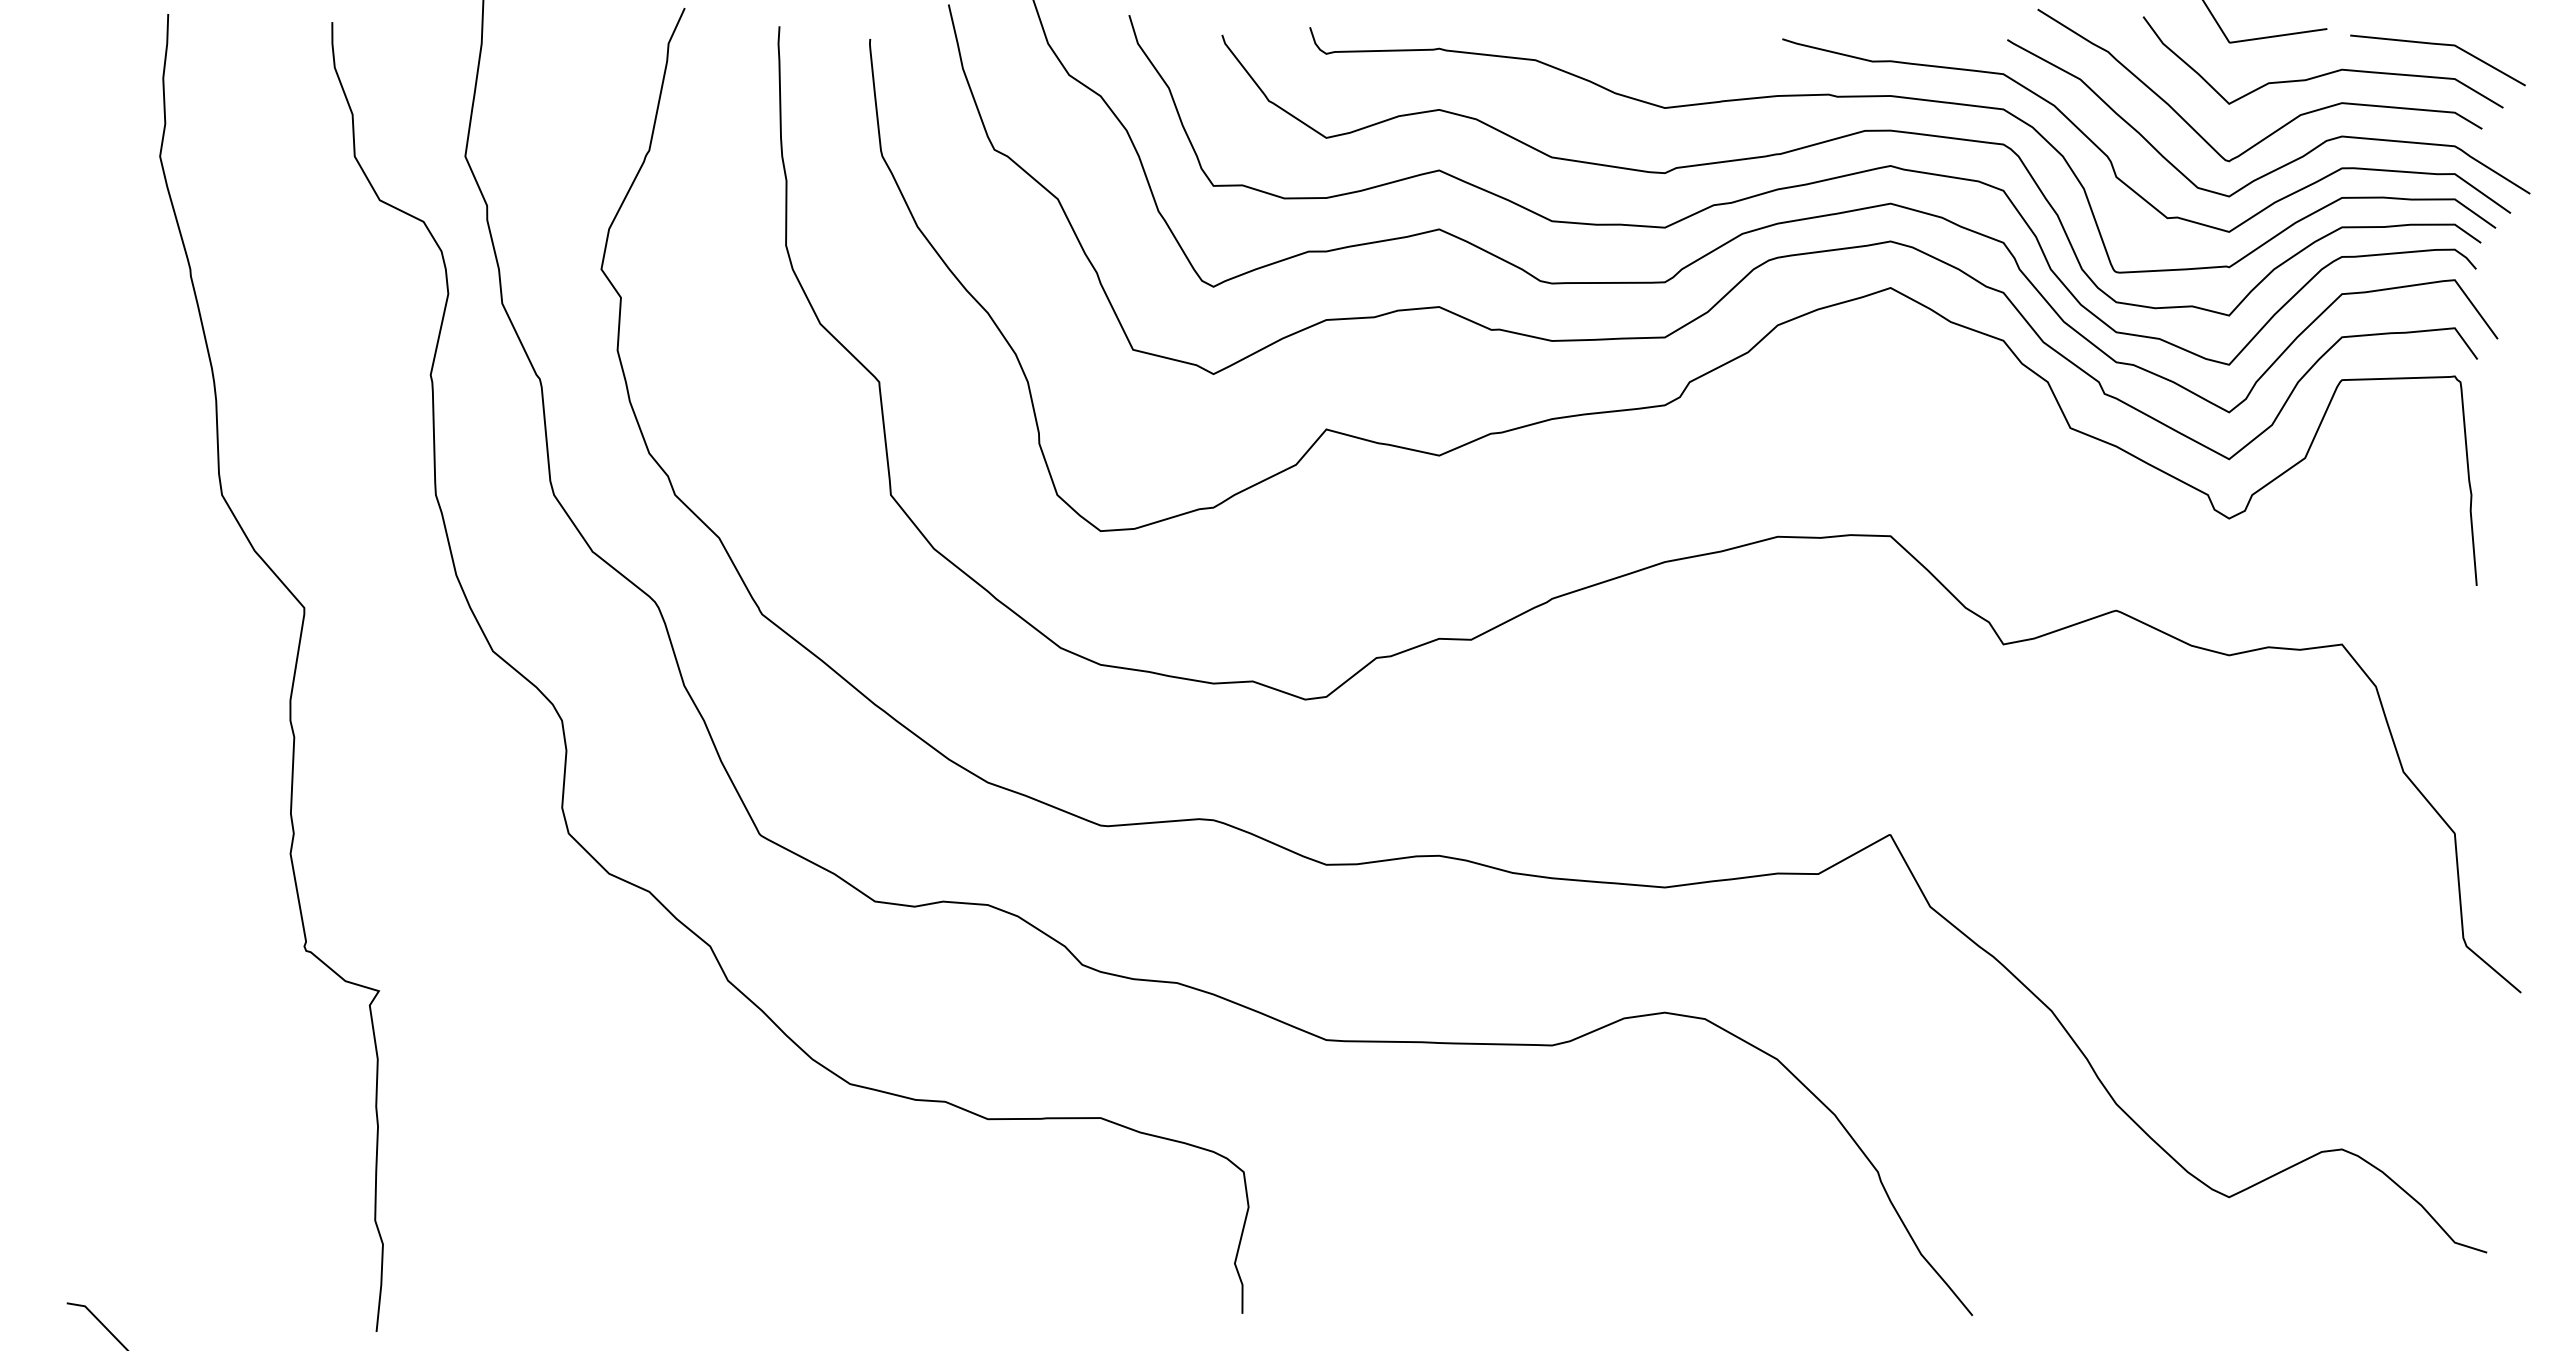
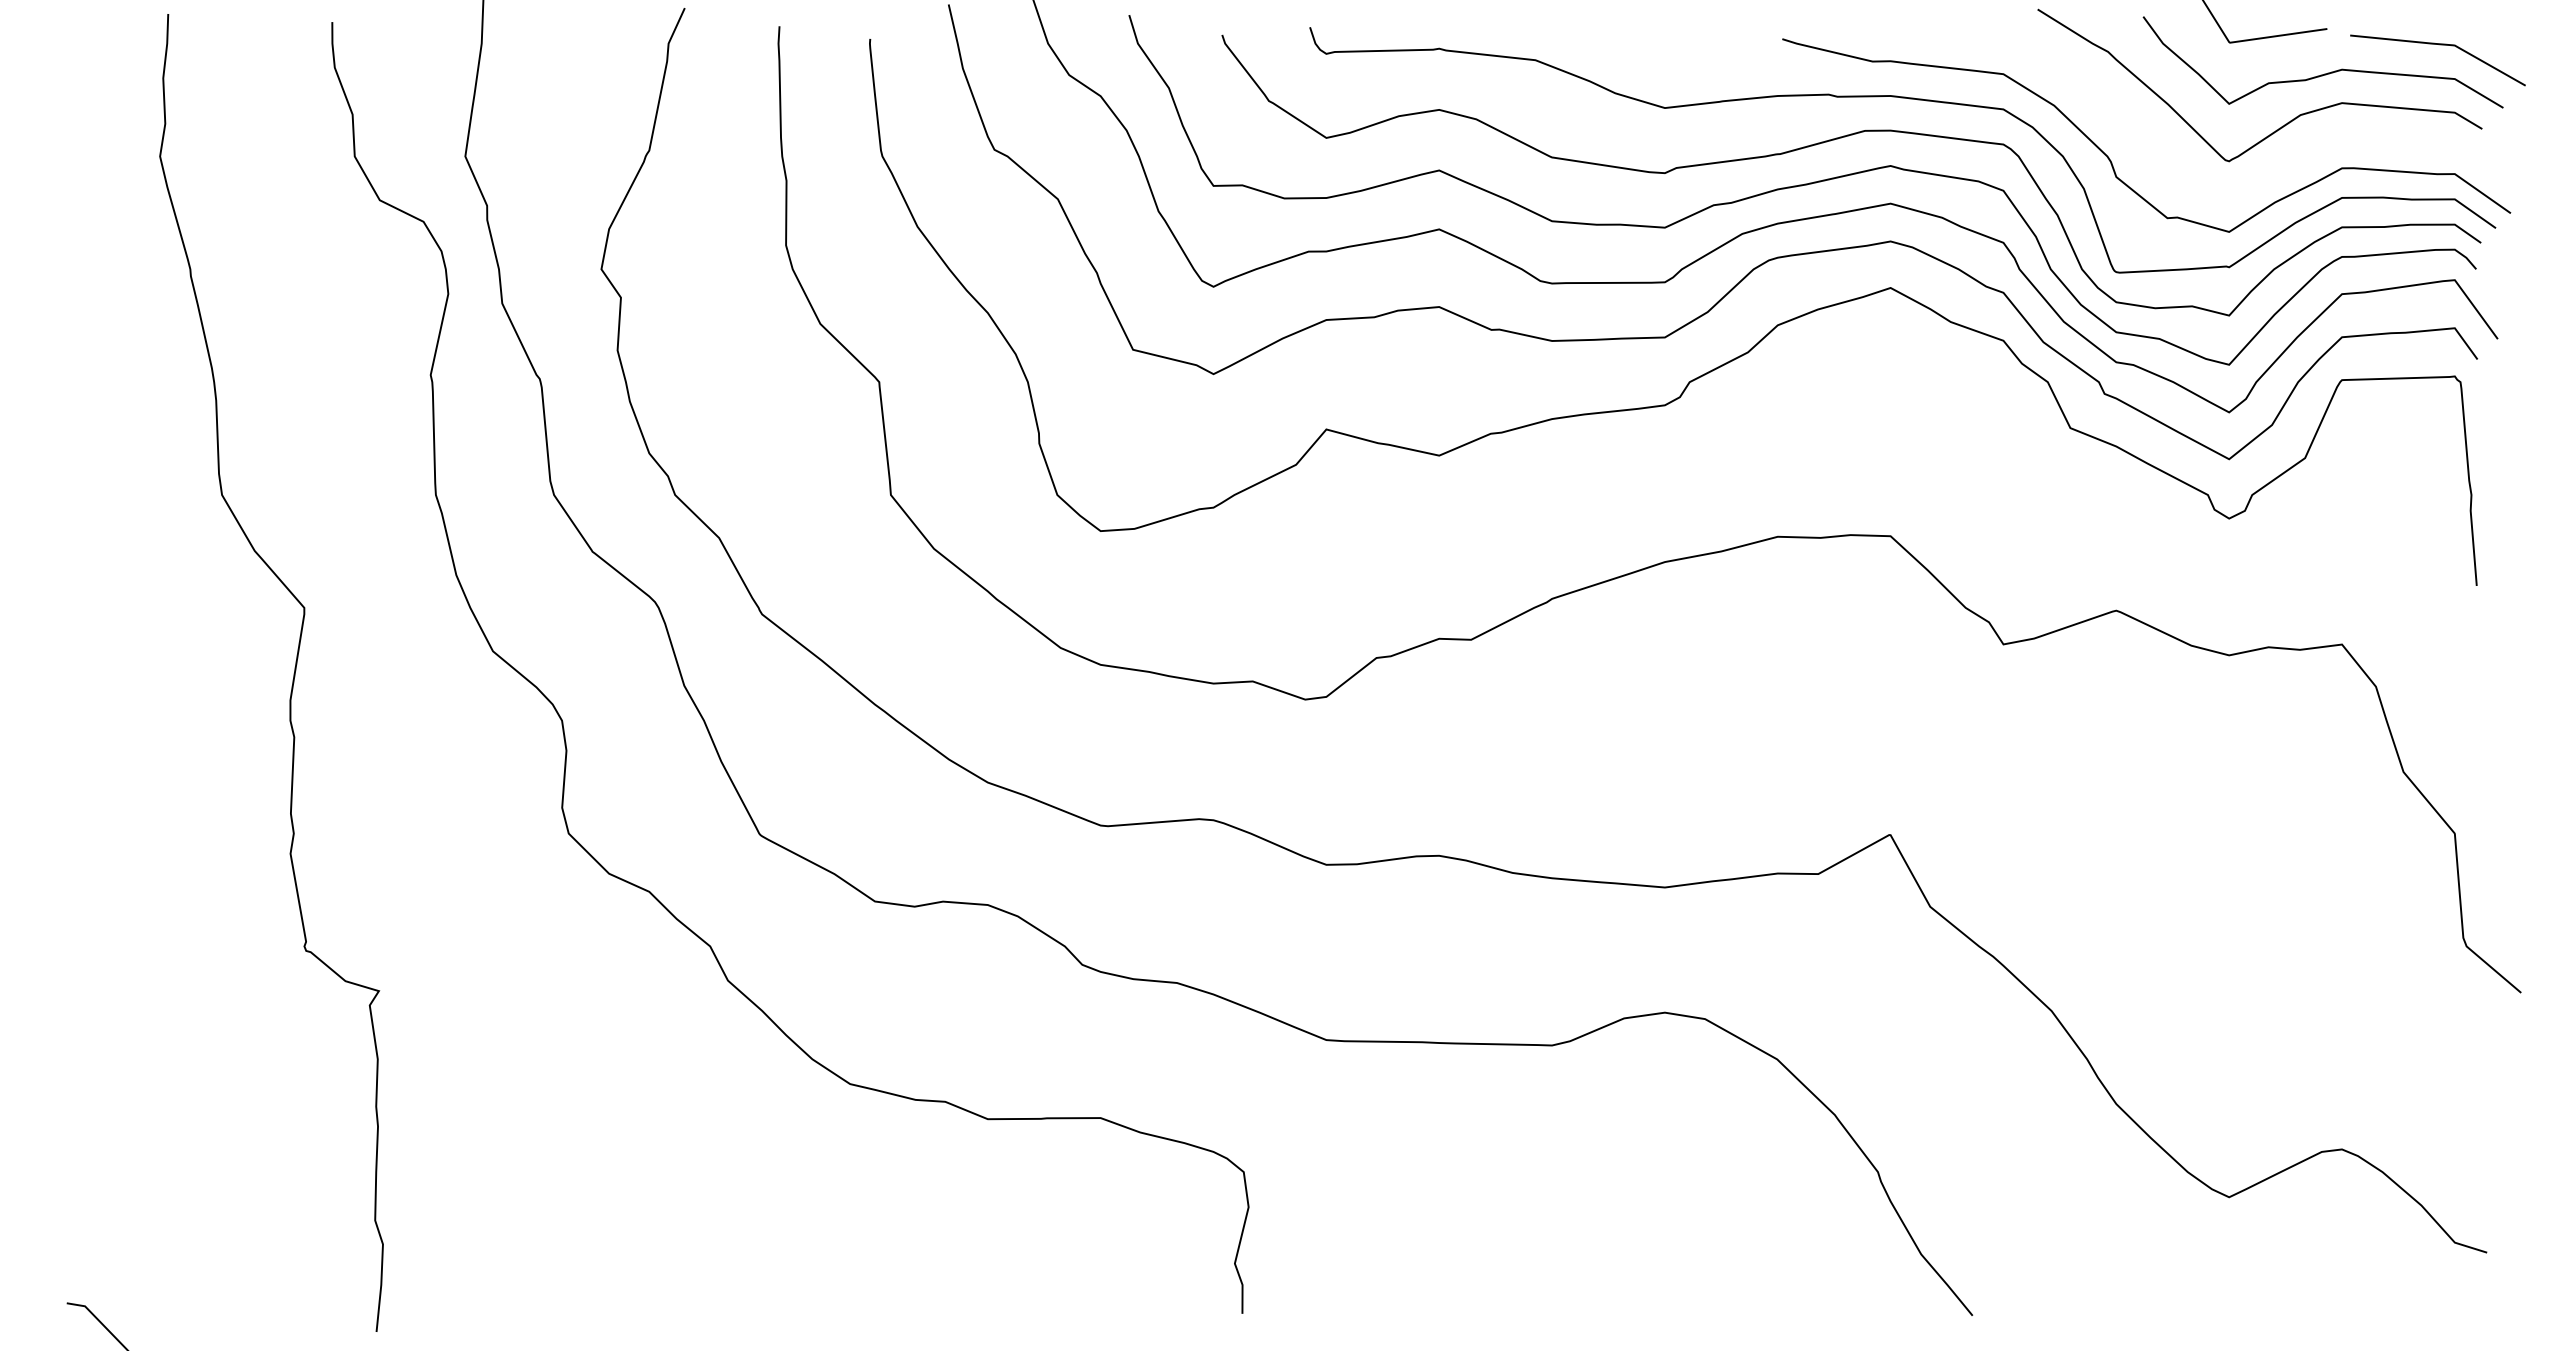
curve: present -> none (2290, 161)
